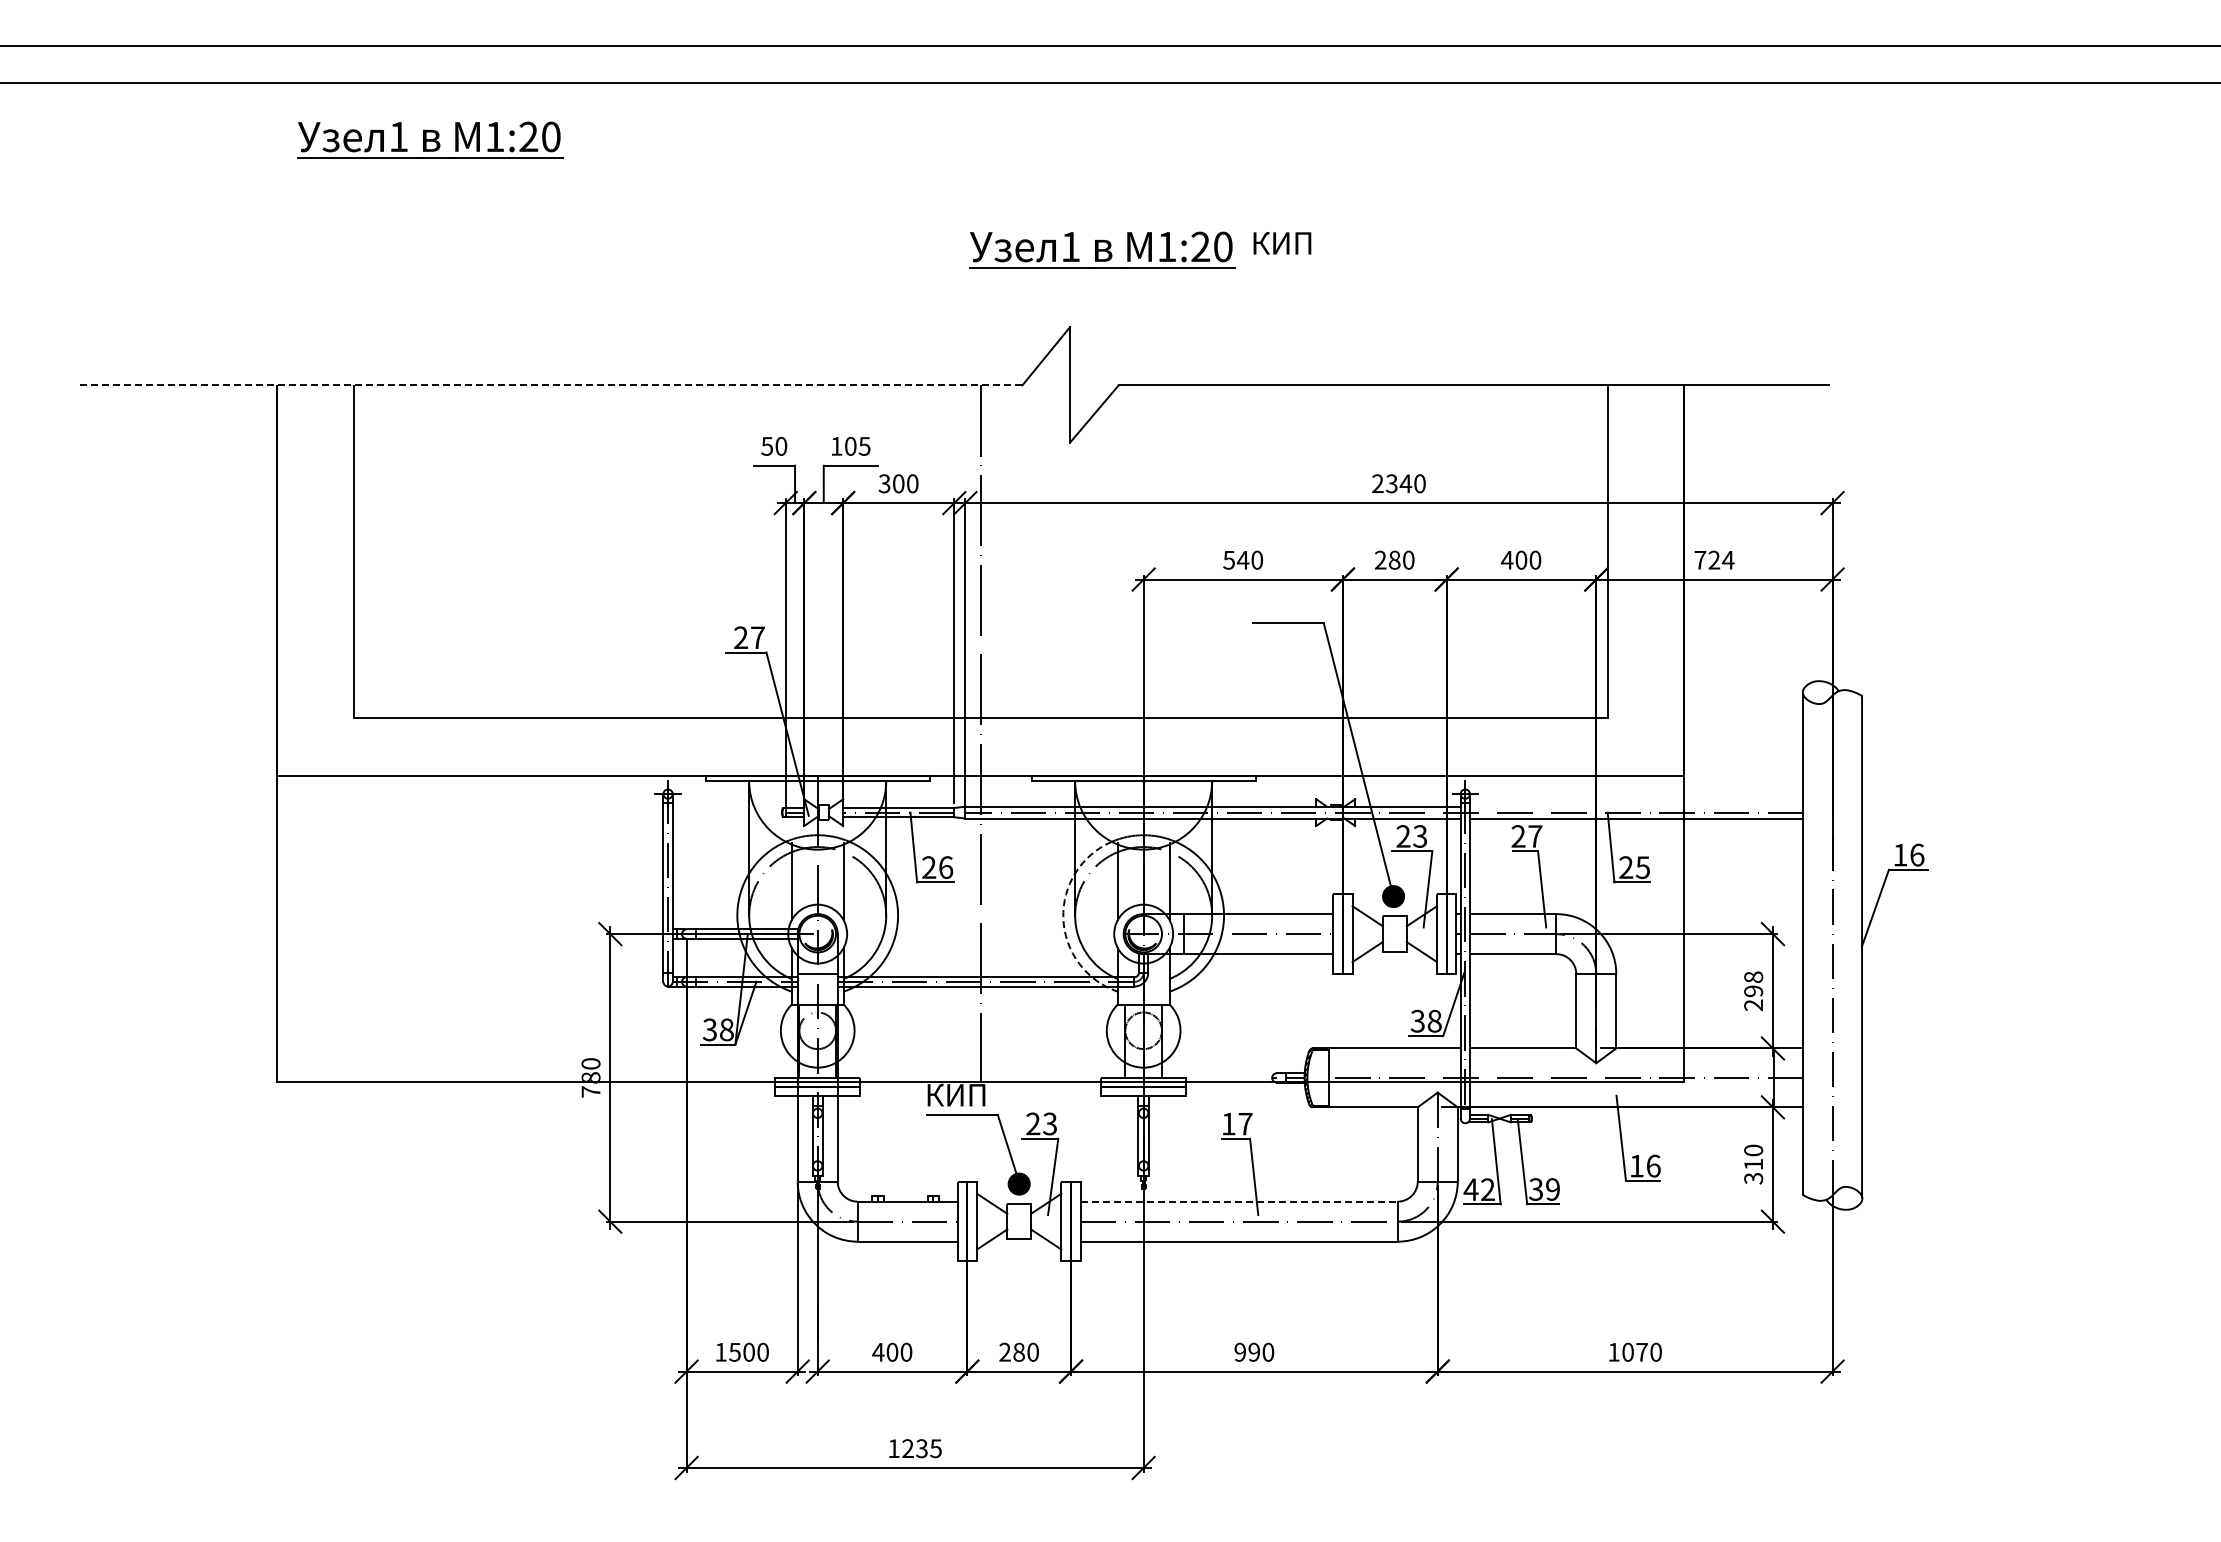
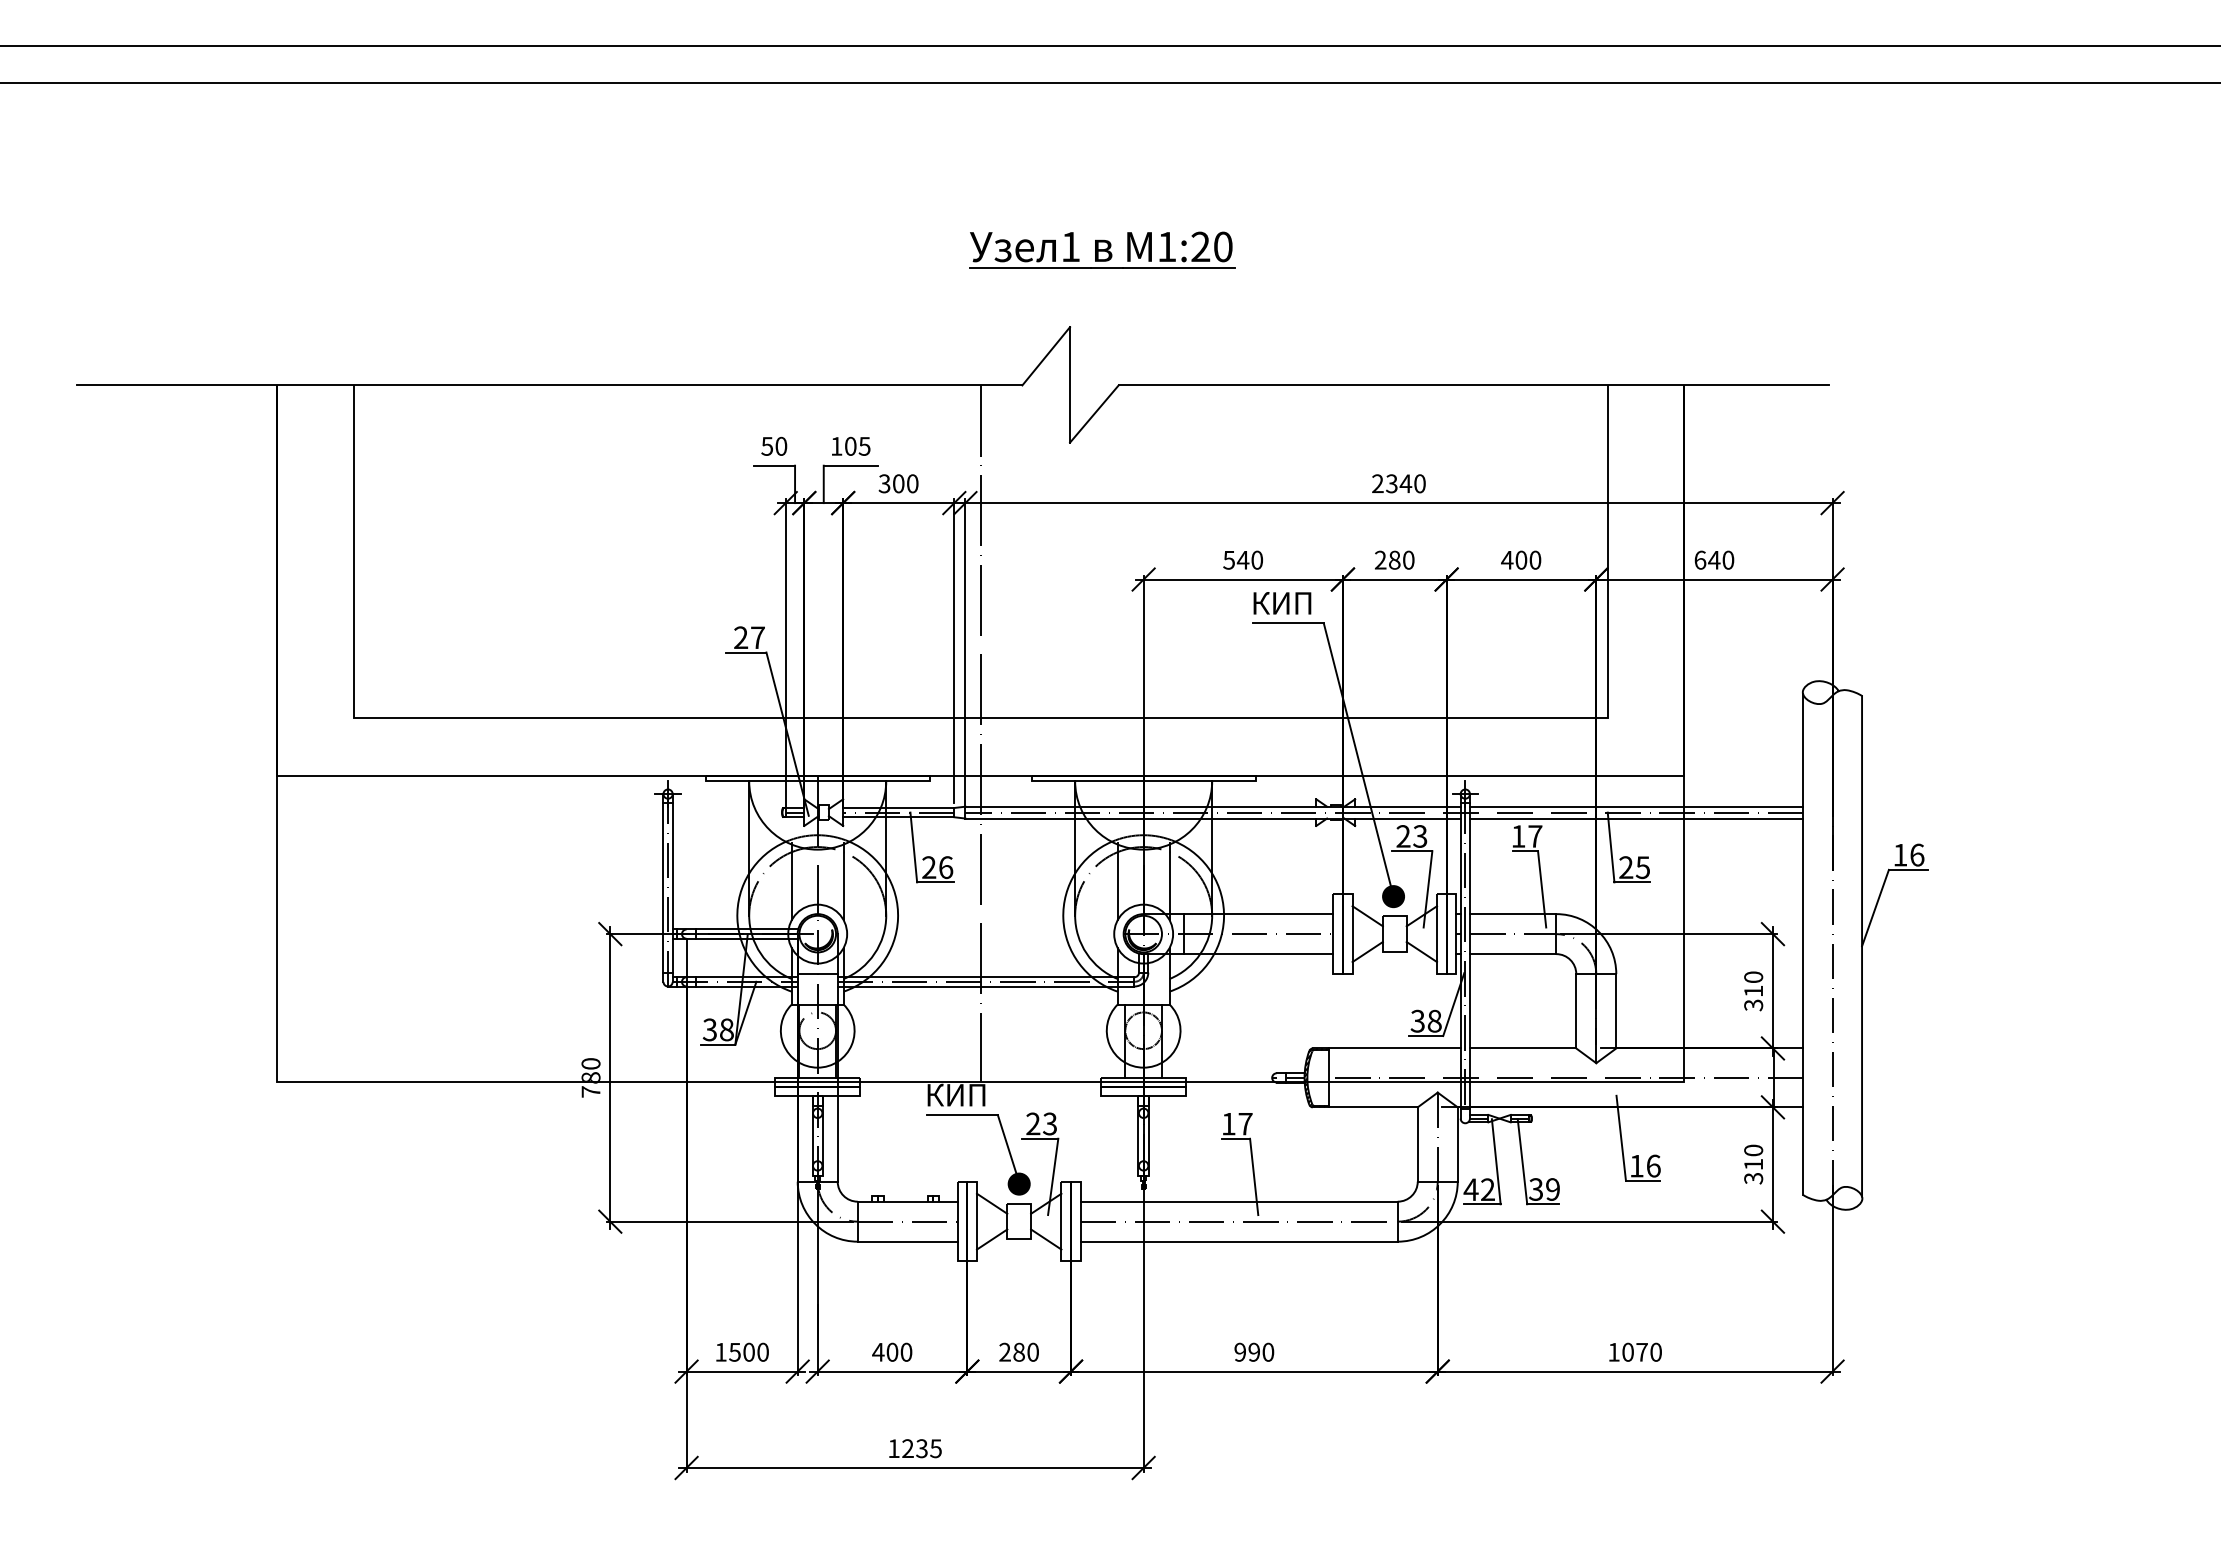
part: present -> none (430, 139)
text position: (1282, 243) -> (1282, 603) (1282, 603)
line: dashed -> solid (549, 385)
text: 724 -> 640 (1714, 559)
line: none -> present (1636, 806)
text: 27 -> 17 (1518, 836)
arc: dashed -> solid (1063, 918)
text: 298 -> 310 (1753, 991)
line: dashed -> solid (1239, 1201)
